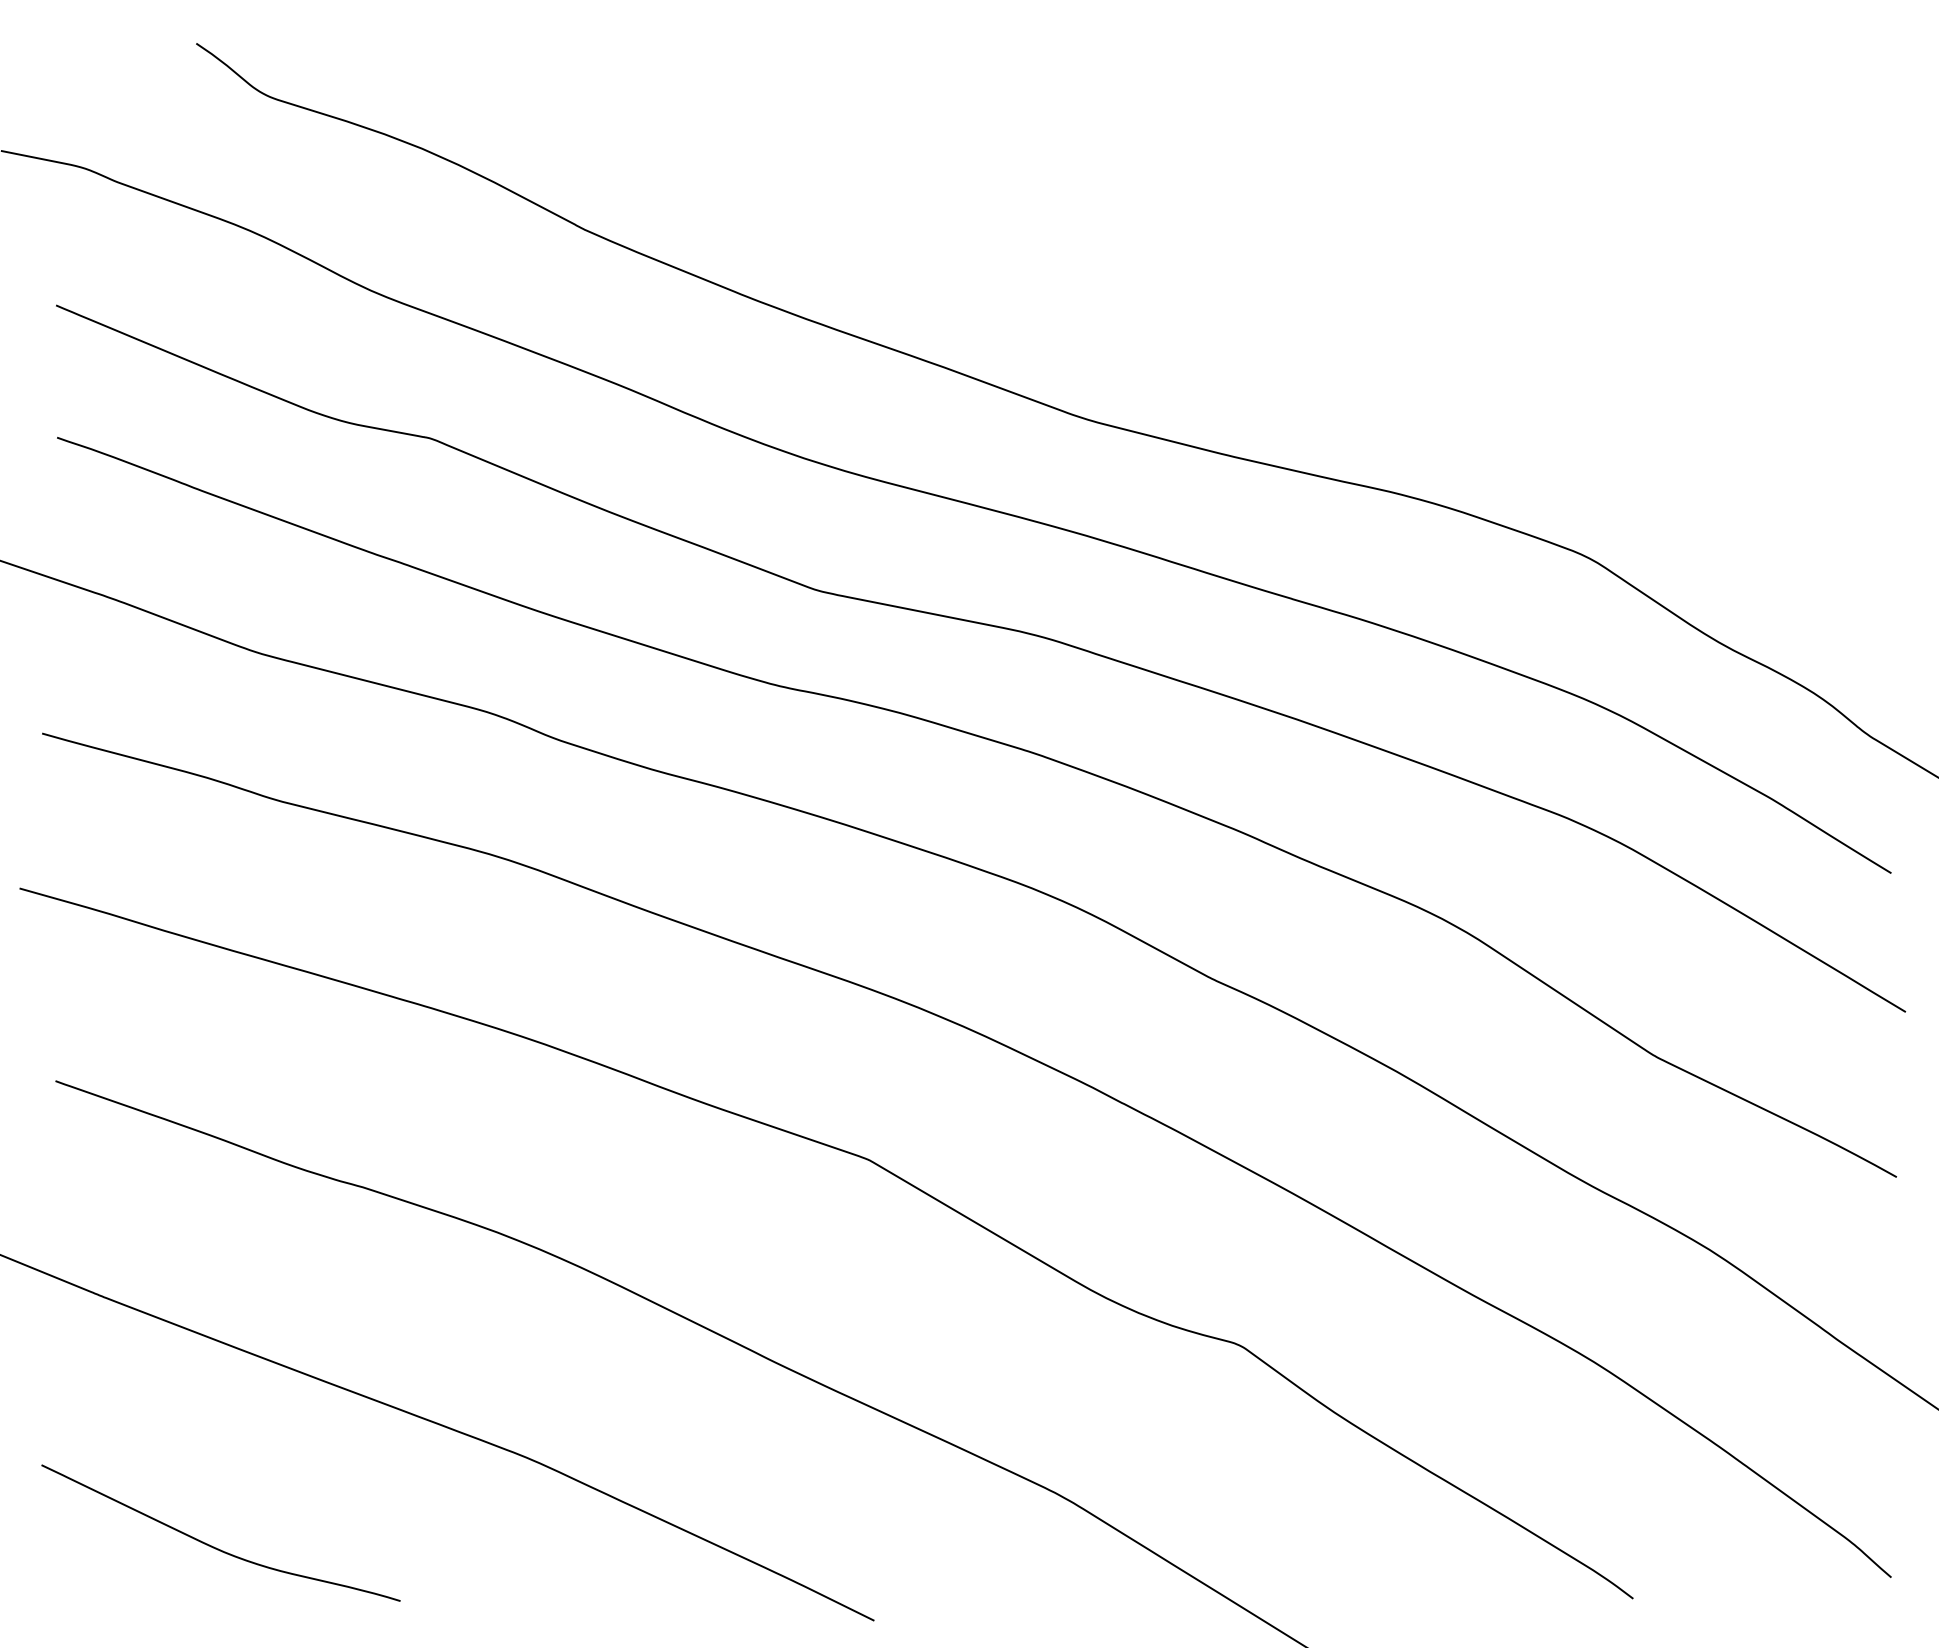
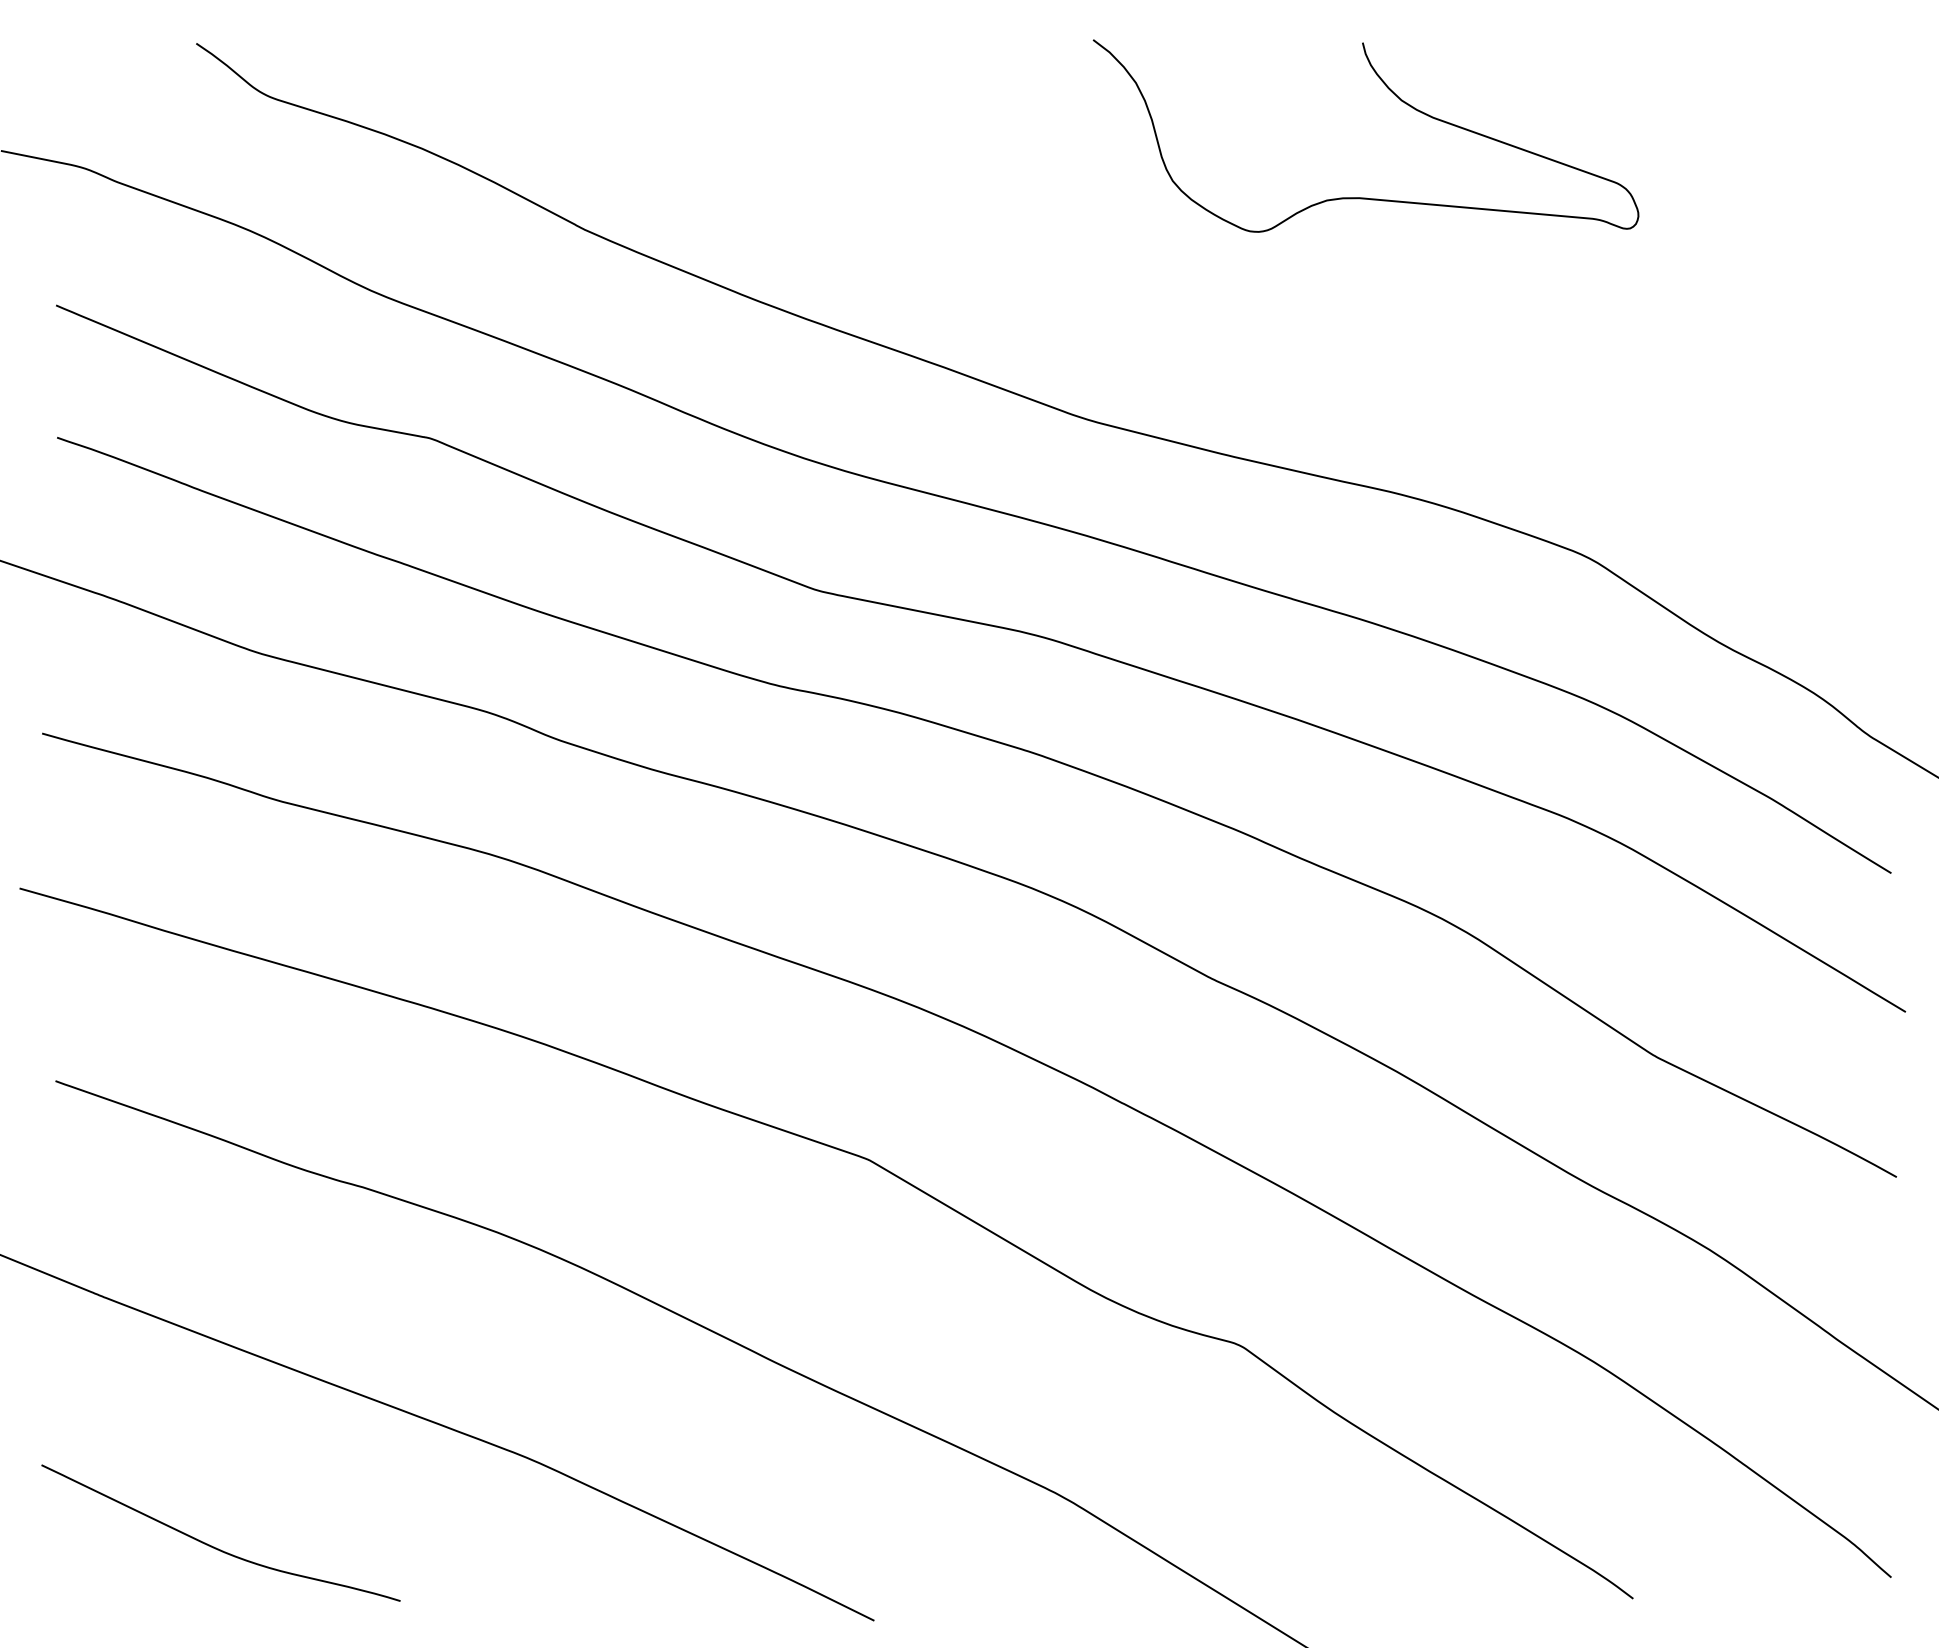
curve: none -> present (1394, 95)
